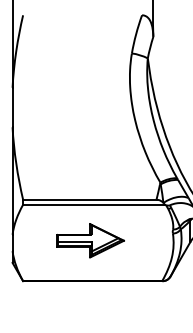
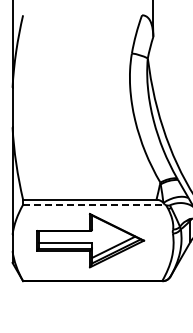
line: solid -> dashed (93, 204)
part size: 69x36 px -> 110x56 px (90, 240)
